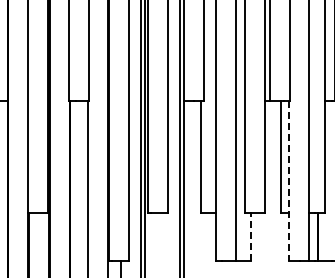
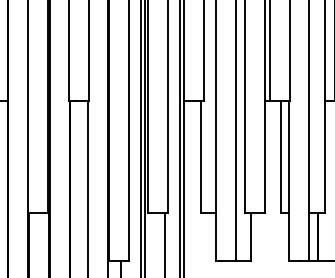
line: dashed -> solid (289, 180)
line: dashed -> solid (251, 236)
line: none -> present (165, 243)
